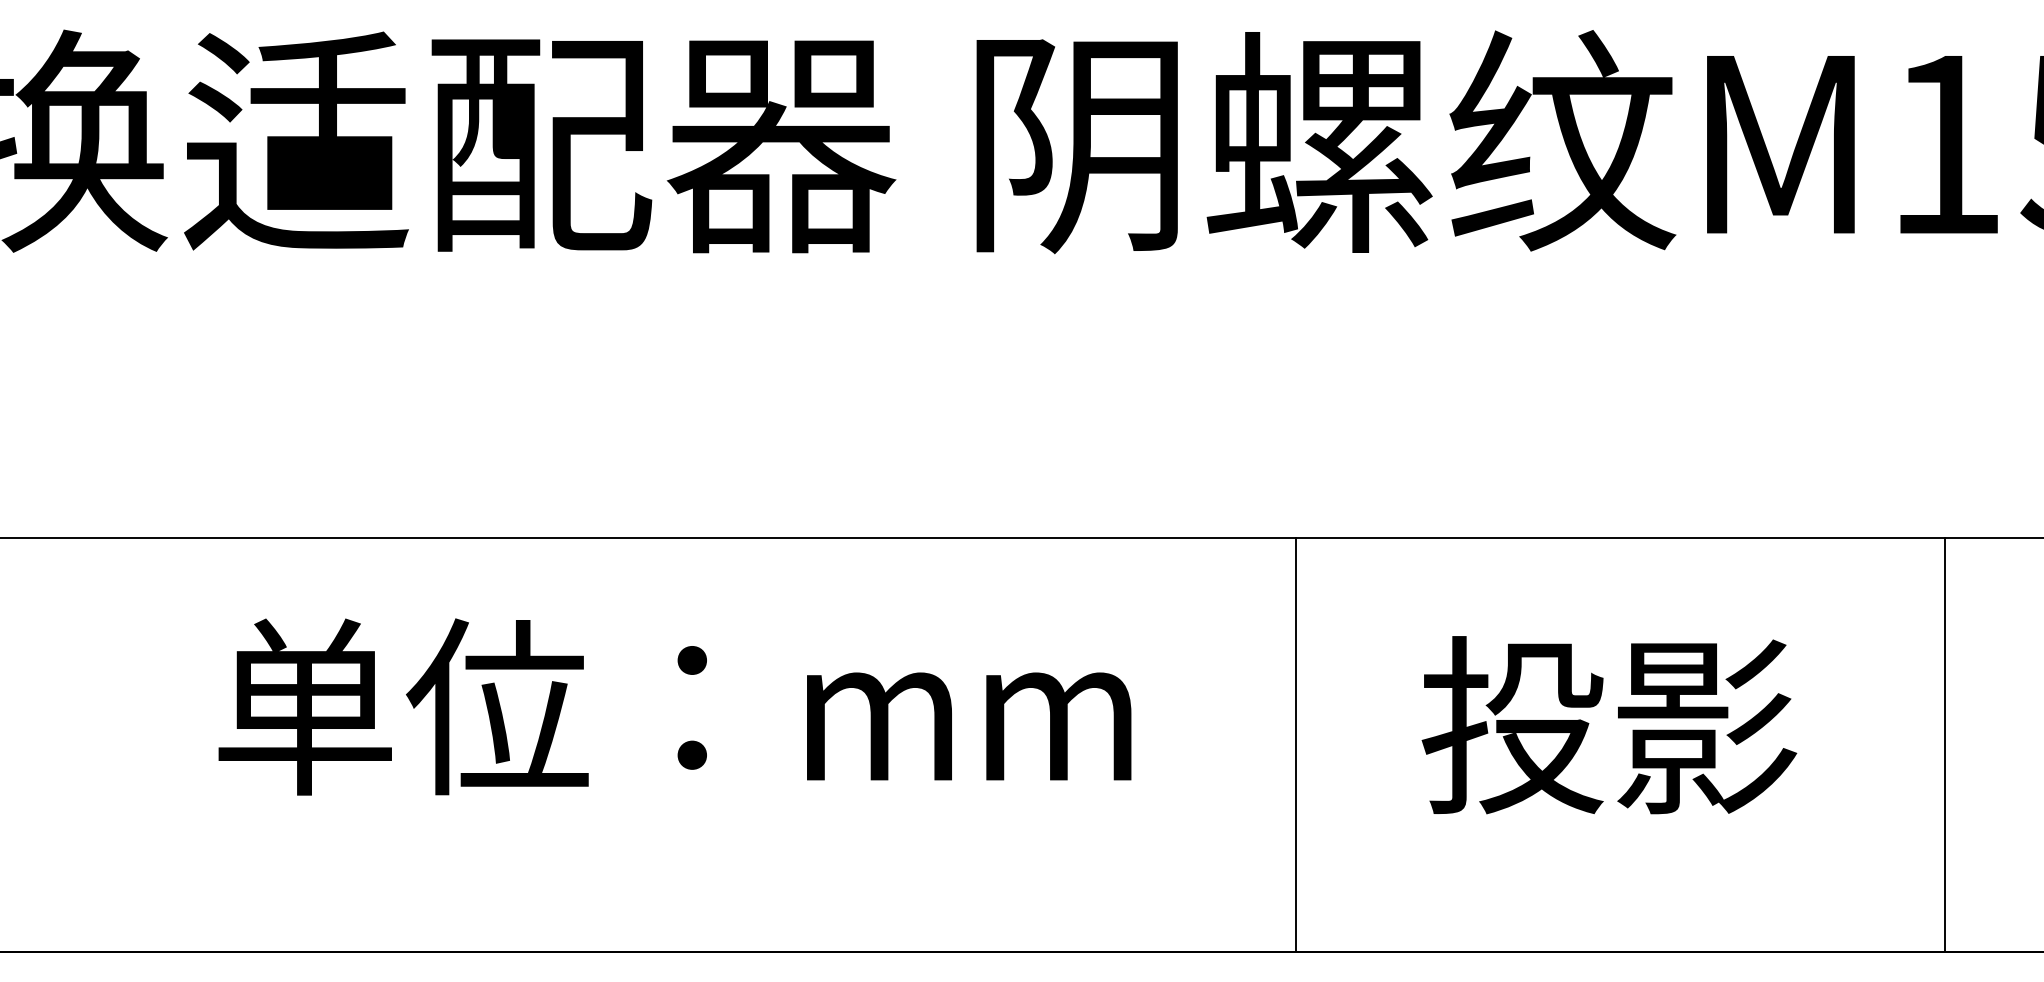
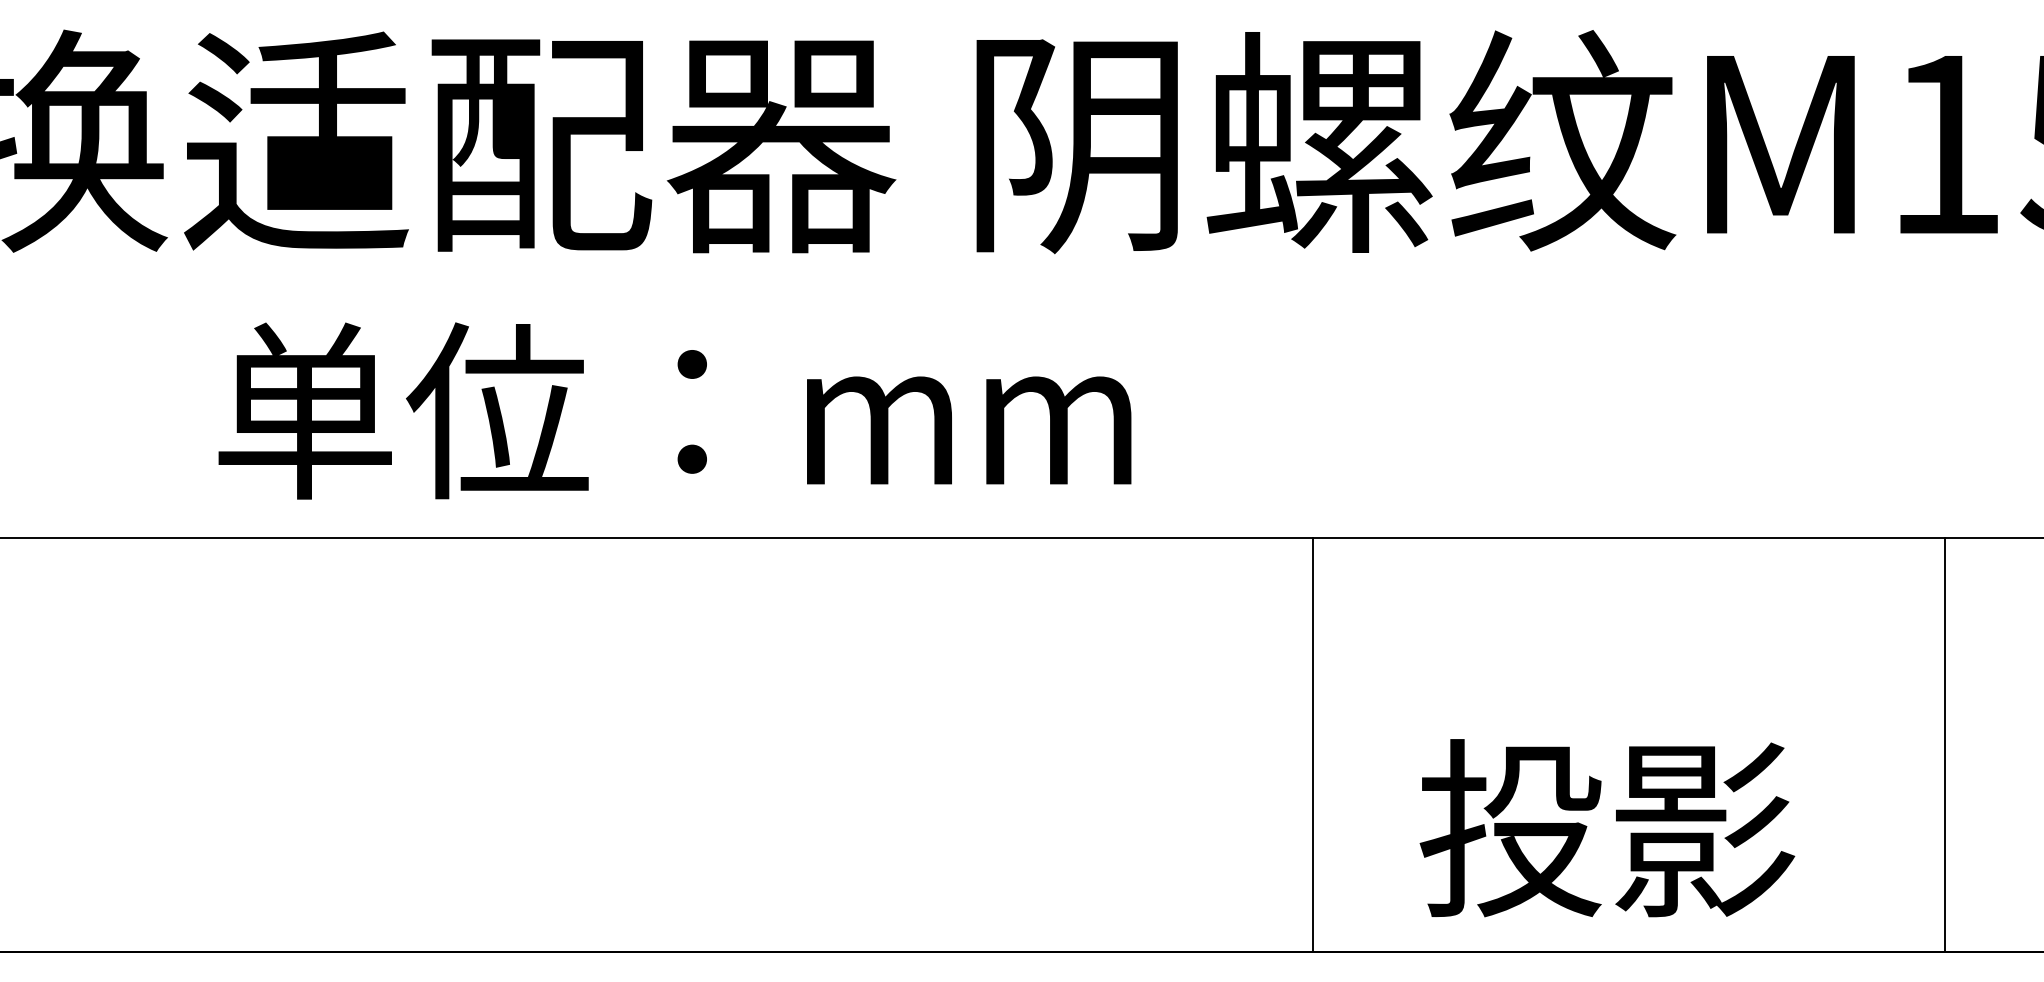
text position: (674, 706) -> (674, 410) (674, 410)
text position: (1609, 725) -> (1607, 828) (1607, 828)
line position: (1296, 744) -> (1313, 744) (1313, 744)
